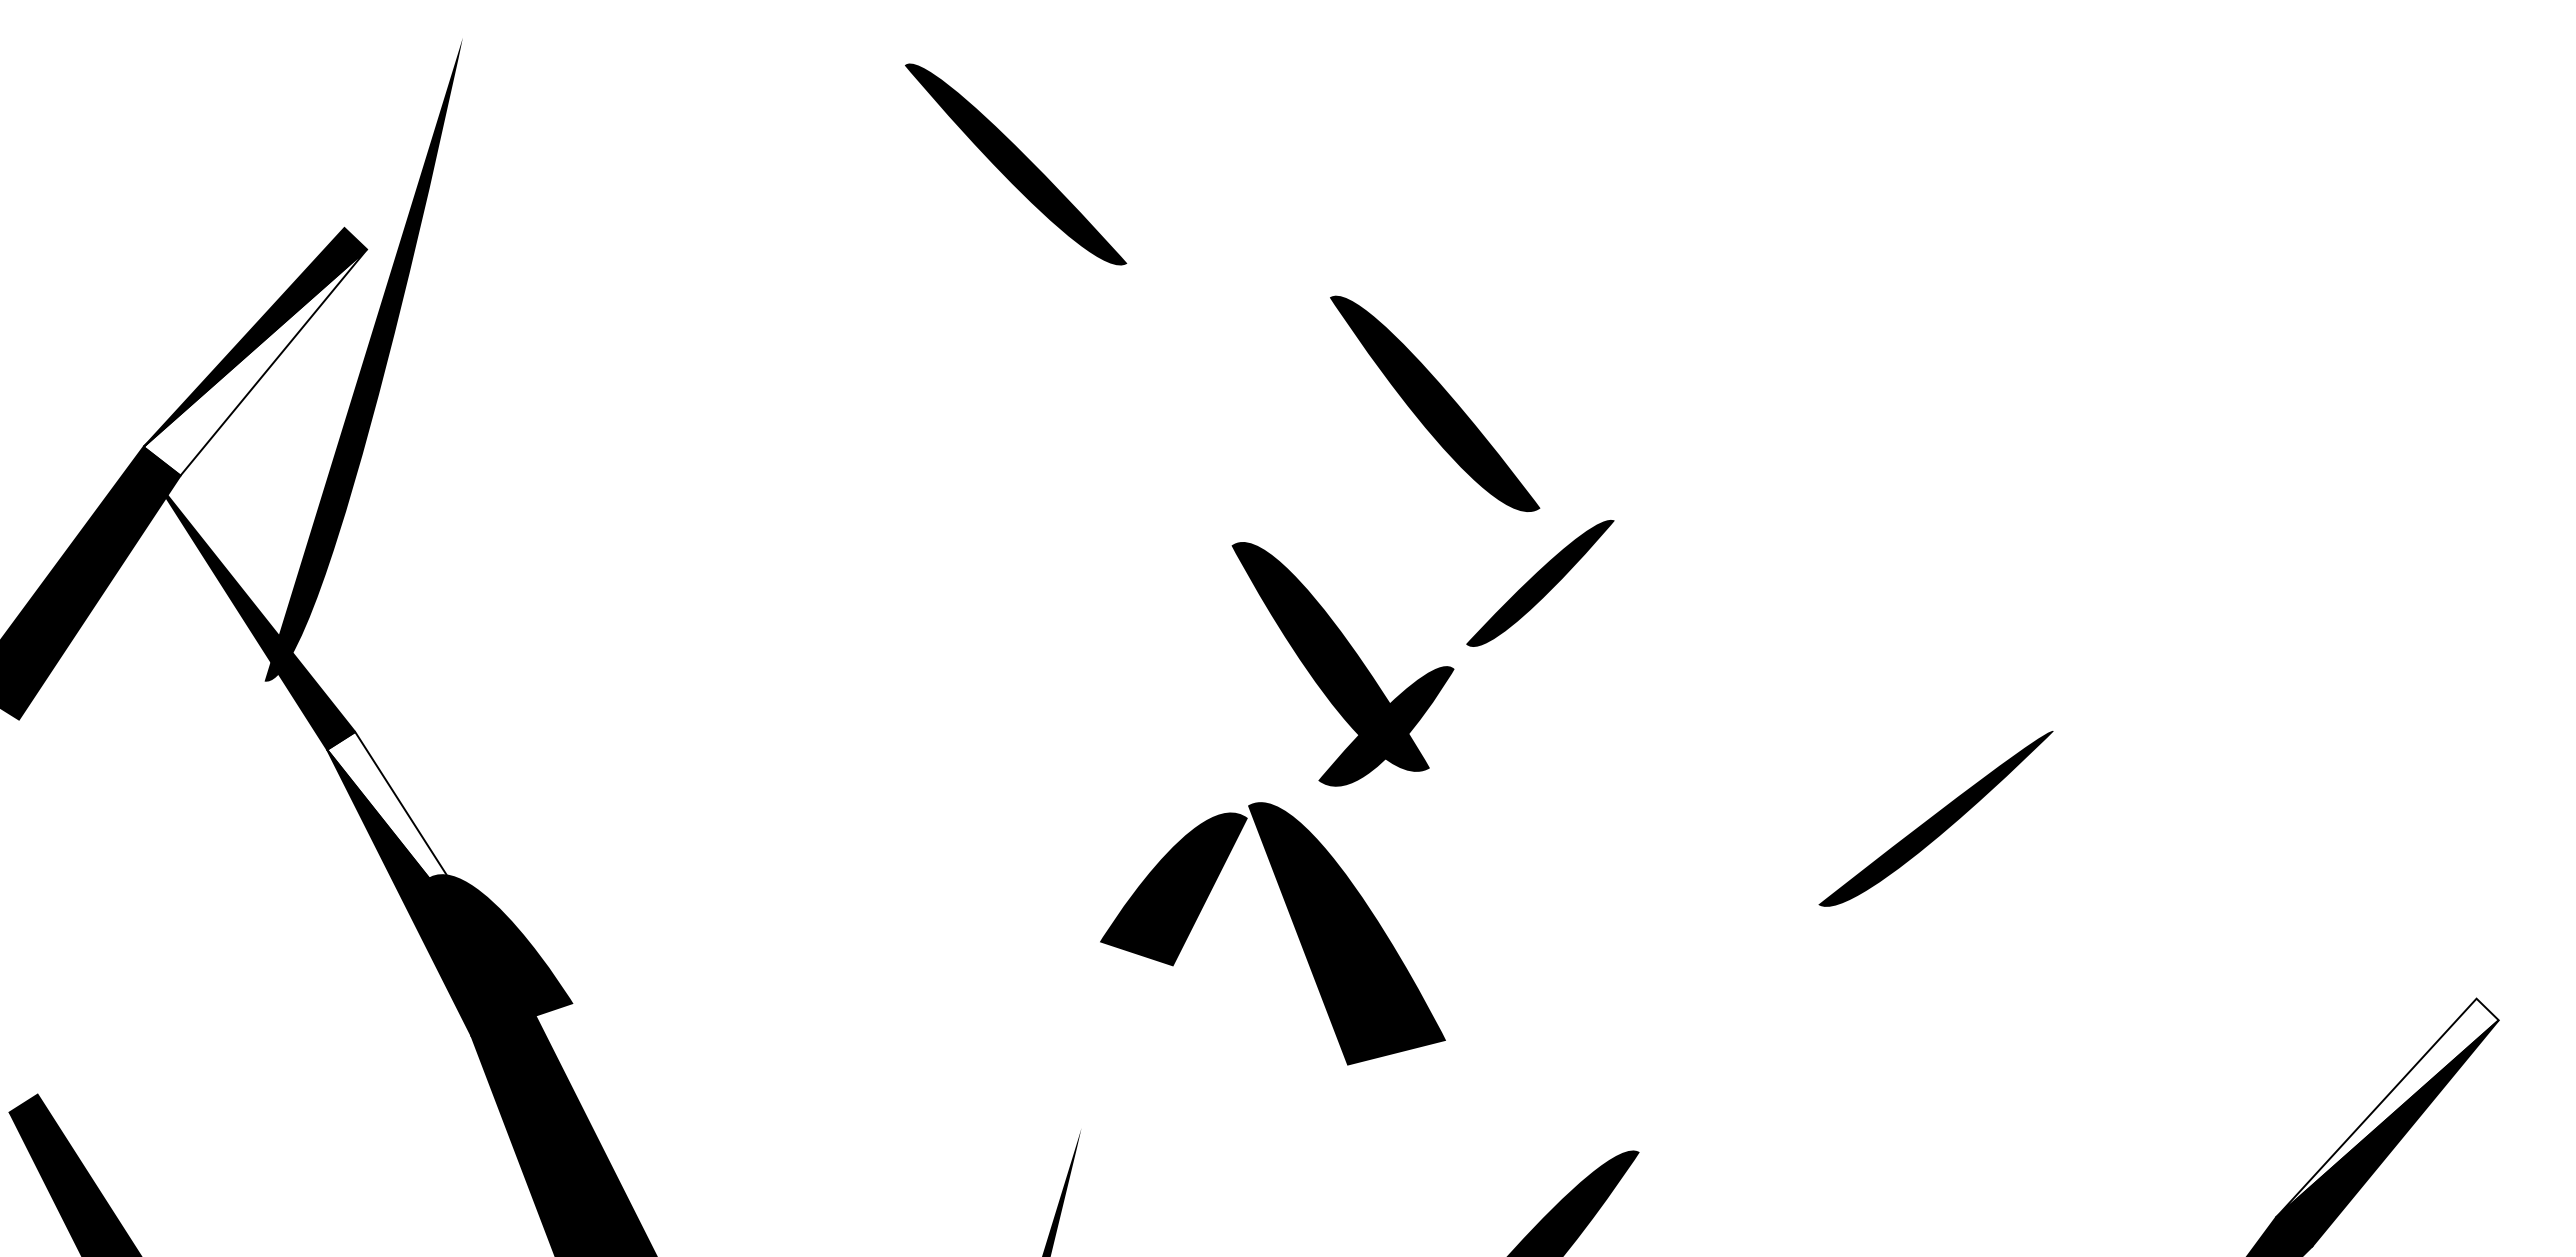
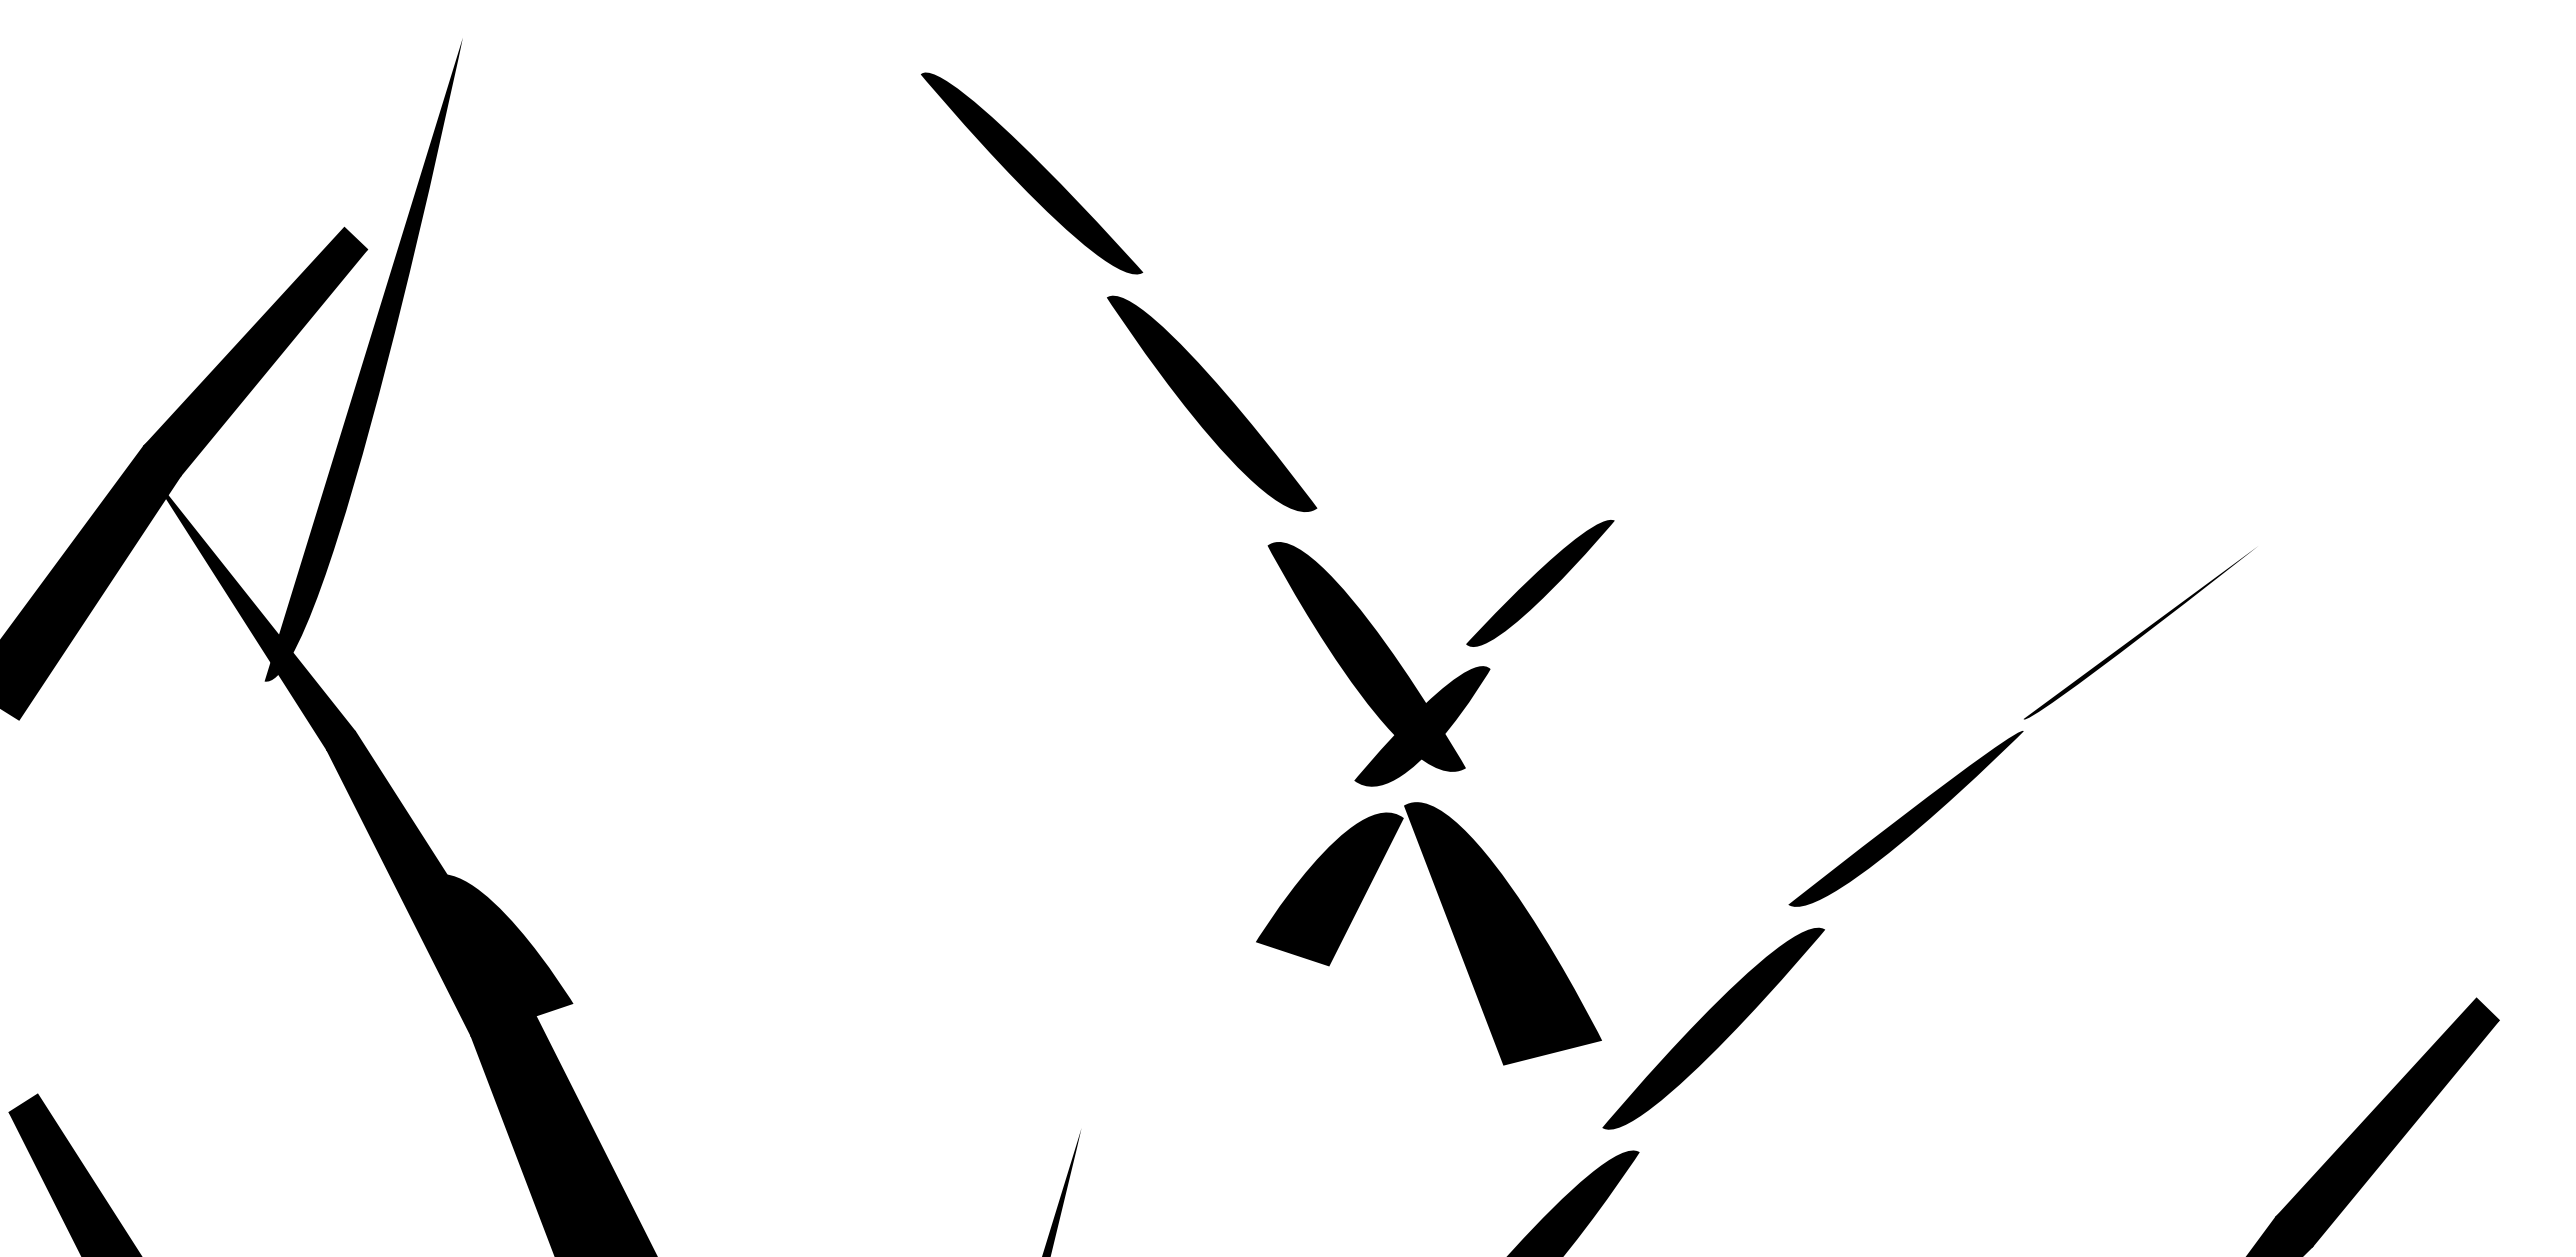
part position: (1016, 164) -> (1032, 173) (1032, 173)
fill: none -> present (254, 362)
part position: (1435, 403) -> (1212, 403) (1212, 403)
part: none -> present (2140, 633)
part position: (1342, 664) -> (1378, 664) (1378, 664)
part position: (1935, 818) -> (1905, 818) (1905, 818)
fill: none -> present (428, 869)
part position: (1293, 925) -> (1449, 925) (1449, 925)
fill: none -> present (1713, 1028)
fill: none -> present (2386, 1107)
